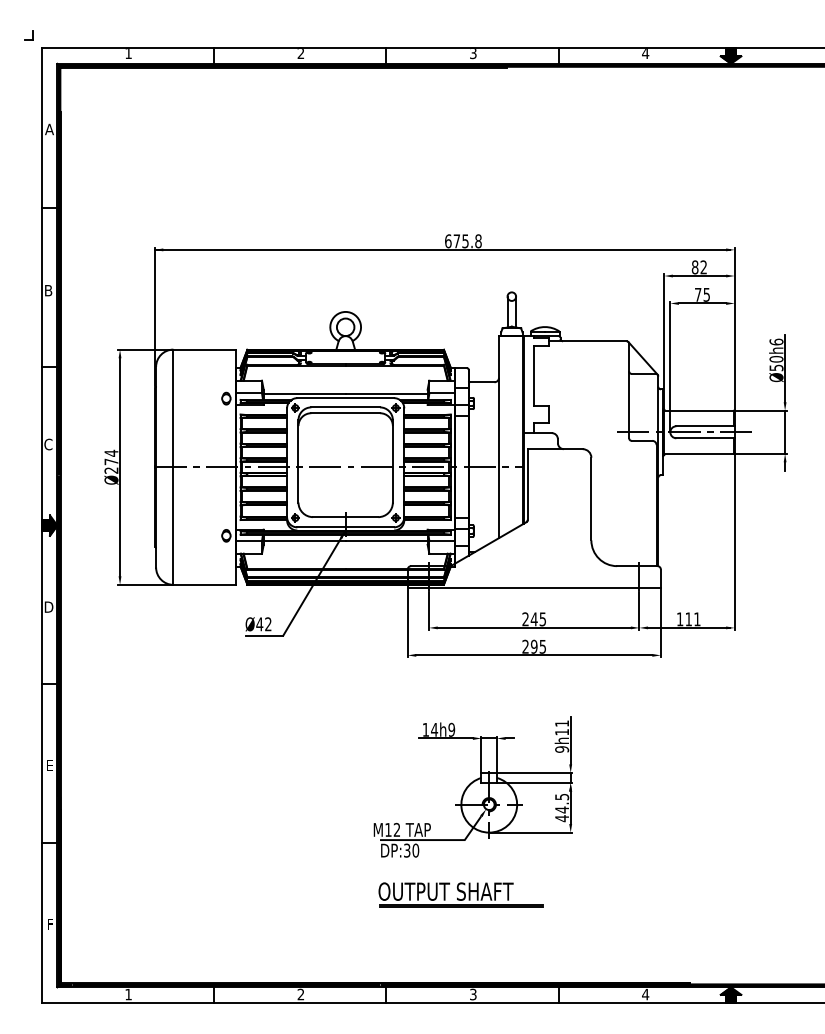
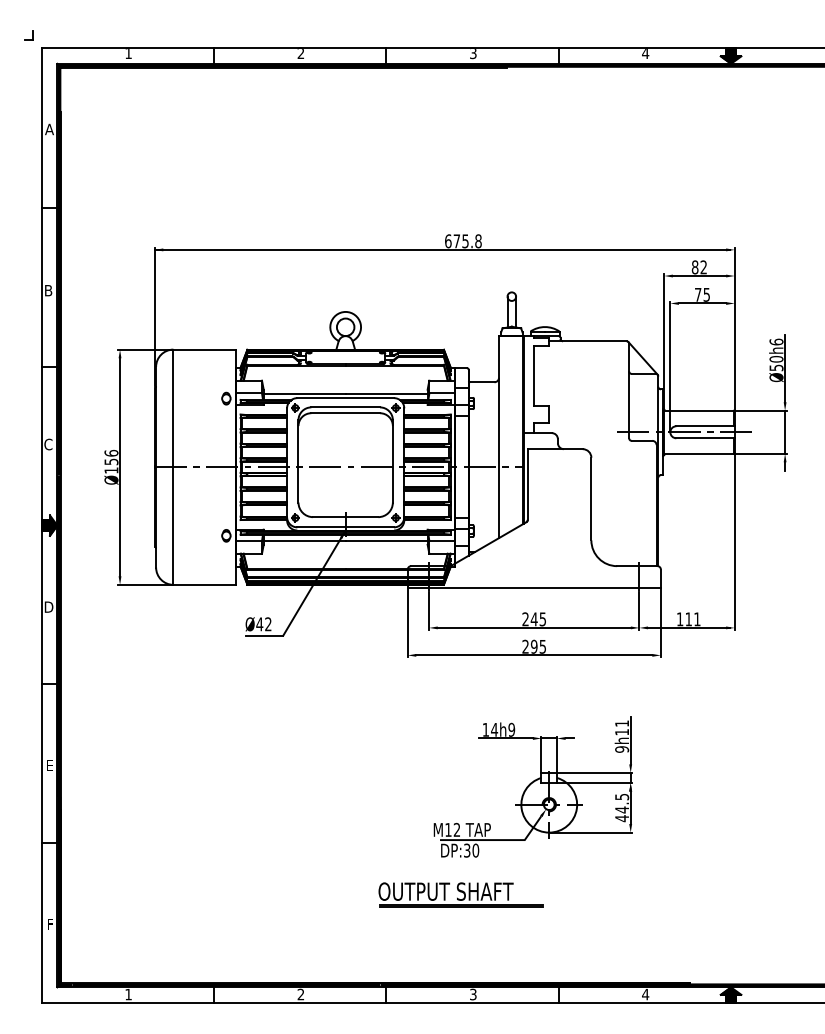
text: Ø274 -> Ø156 (111, 461)
part position: (472, 786) -> (532, 786) (532, 786)
